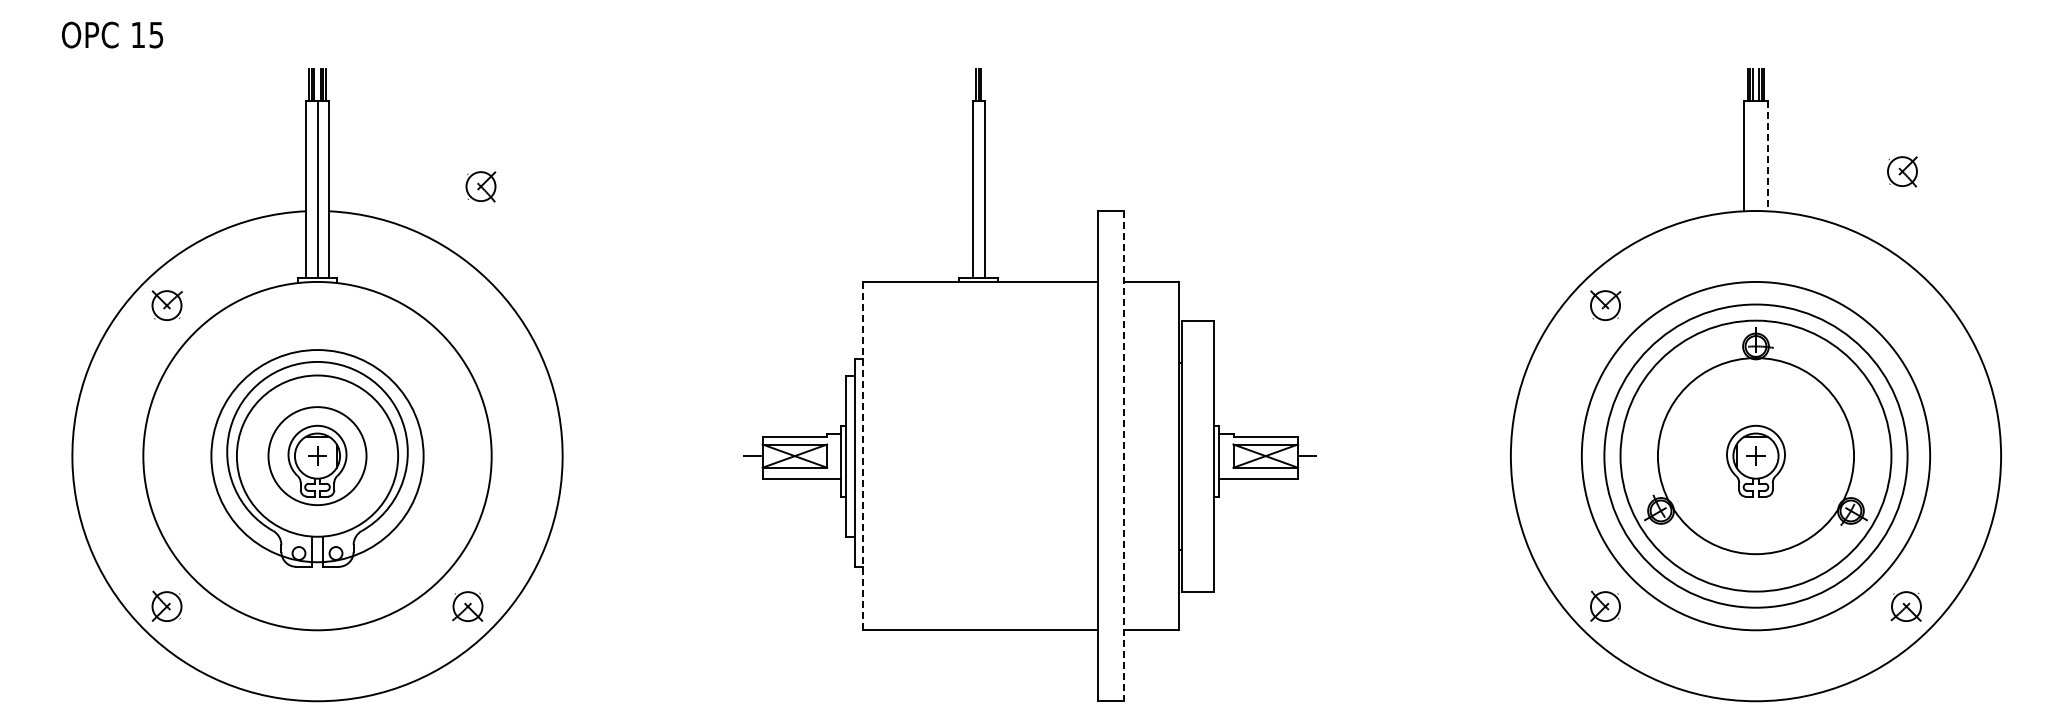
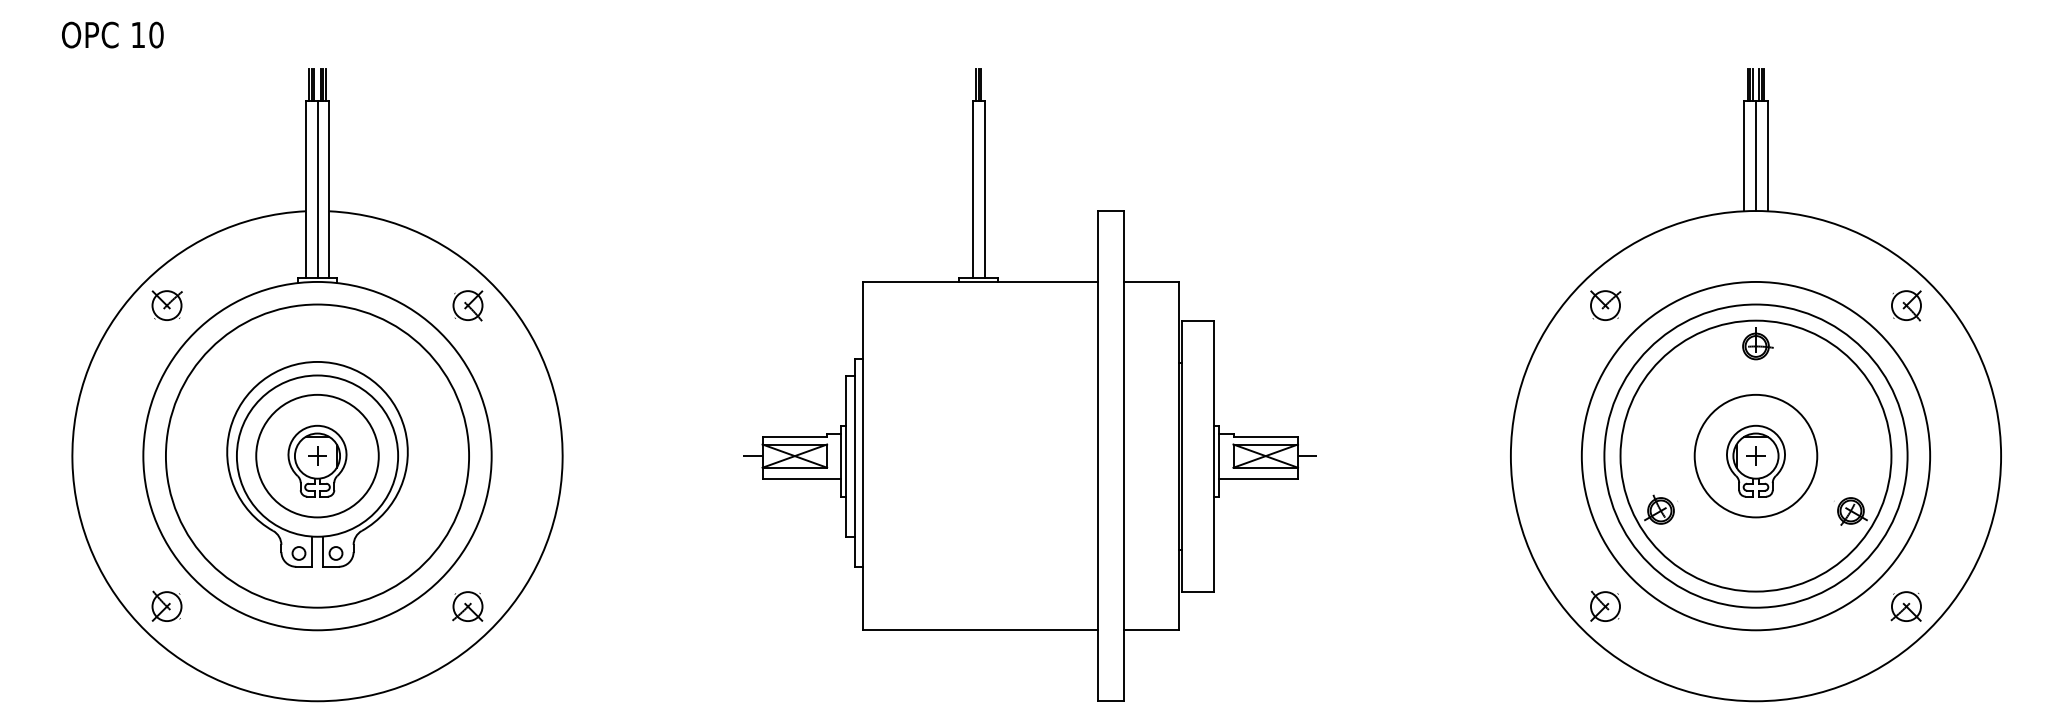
text: 15 -> 10 (156, 34)
line: none -> present (1755, 156)
line: dashed -> solid (1767, 156)
part position: (1902, 171) -> (1906, 305) (1906, 305)
part position: (480, 186) -> (467, 305) (467, 305)
circle diameter: 212 px -> 303 px (317, 455)
circle diameter: 98 px -> 123 px (317, 455)
line: dashed -> solid (862, 456)
line: dashed -> solid (1123, 456)
circle diameter: 196 px -> 123 px (1755, 455)
